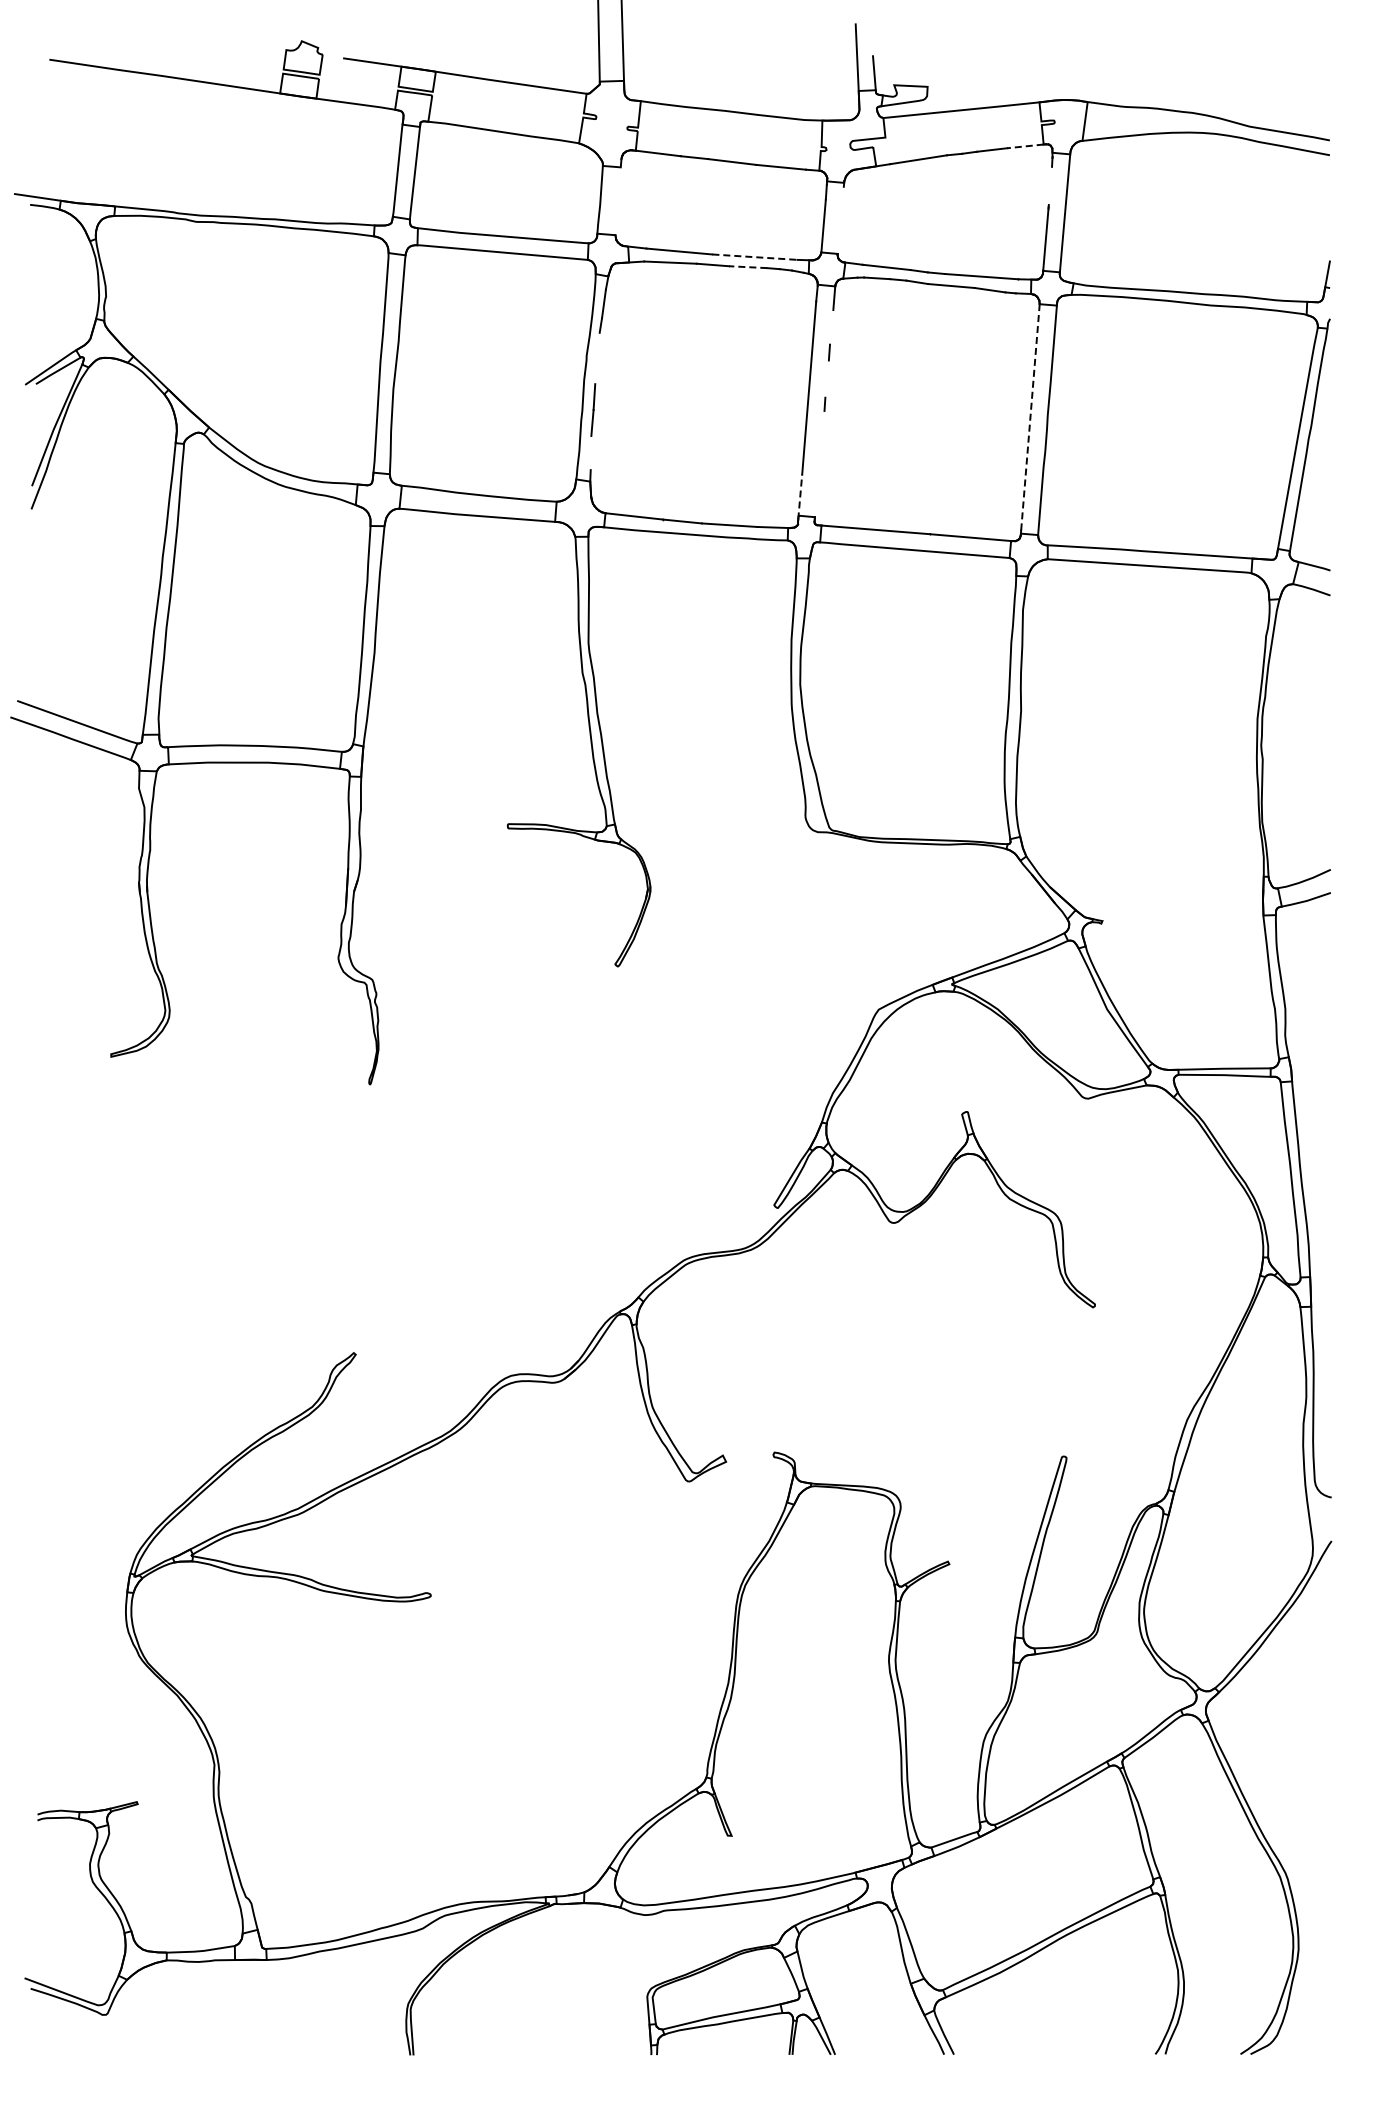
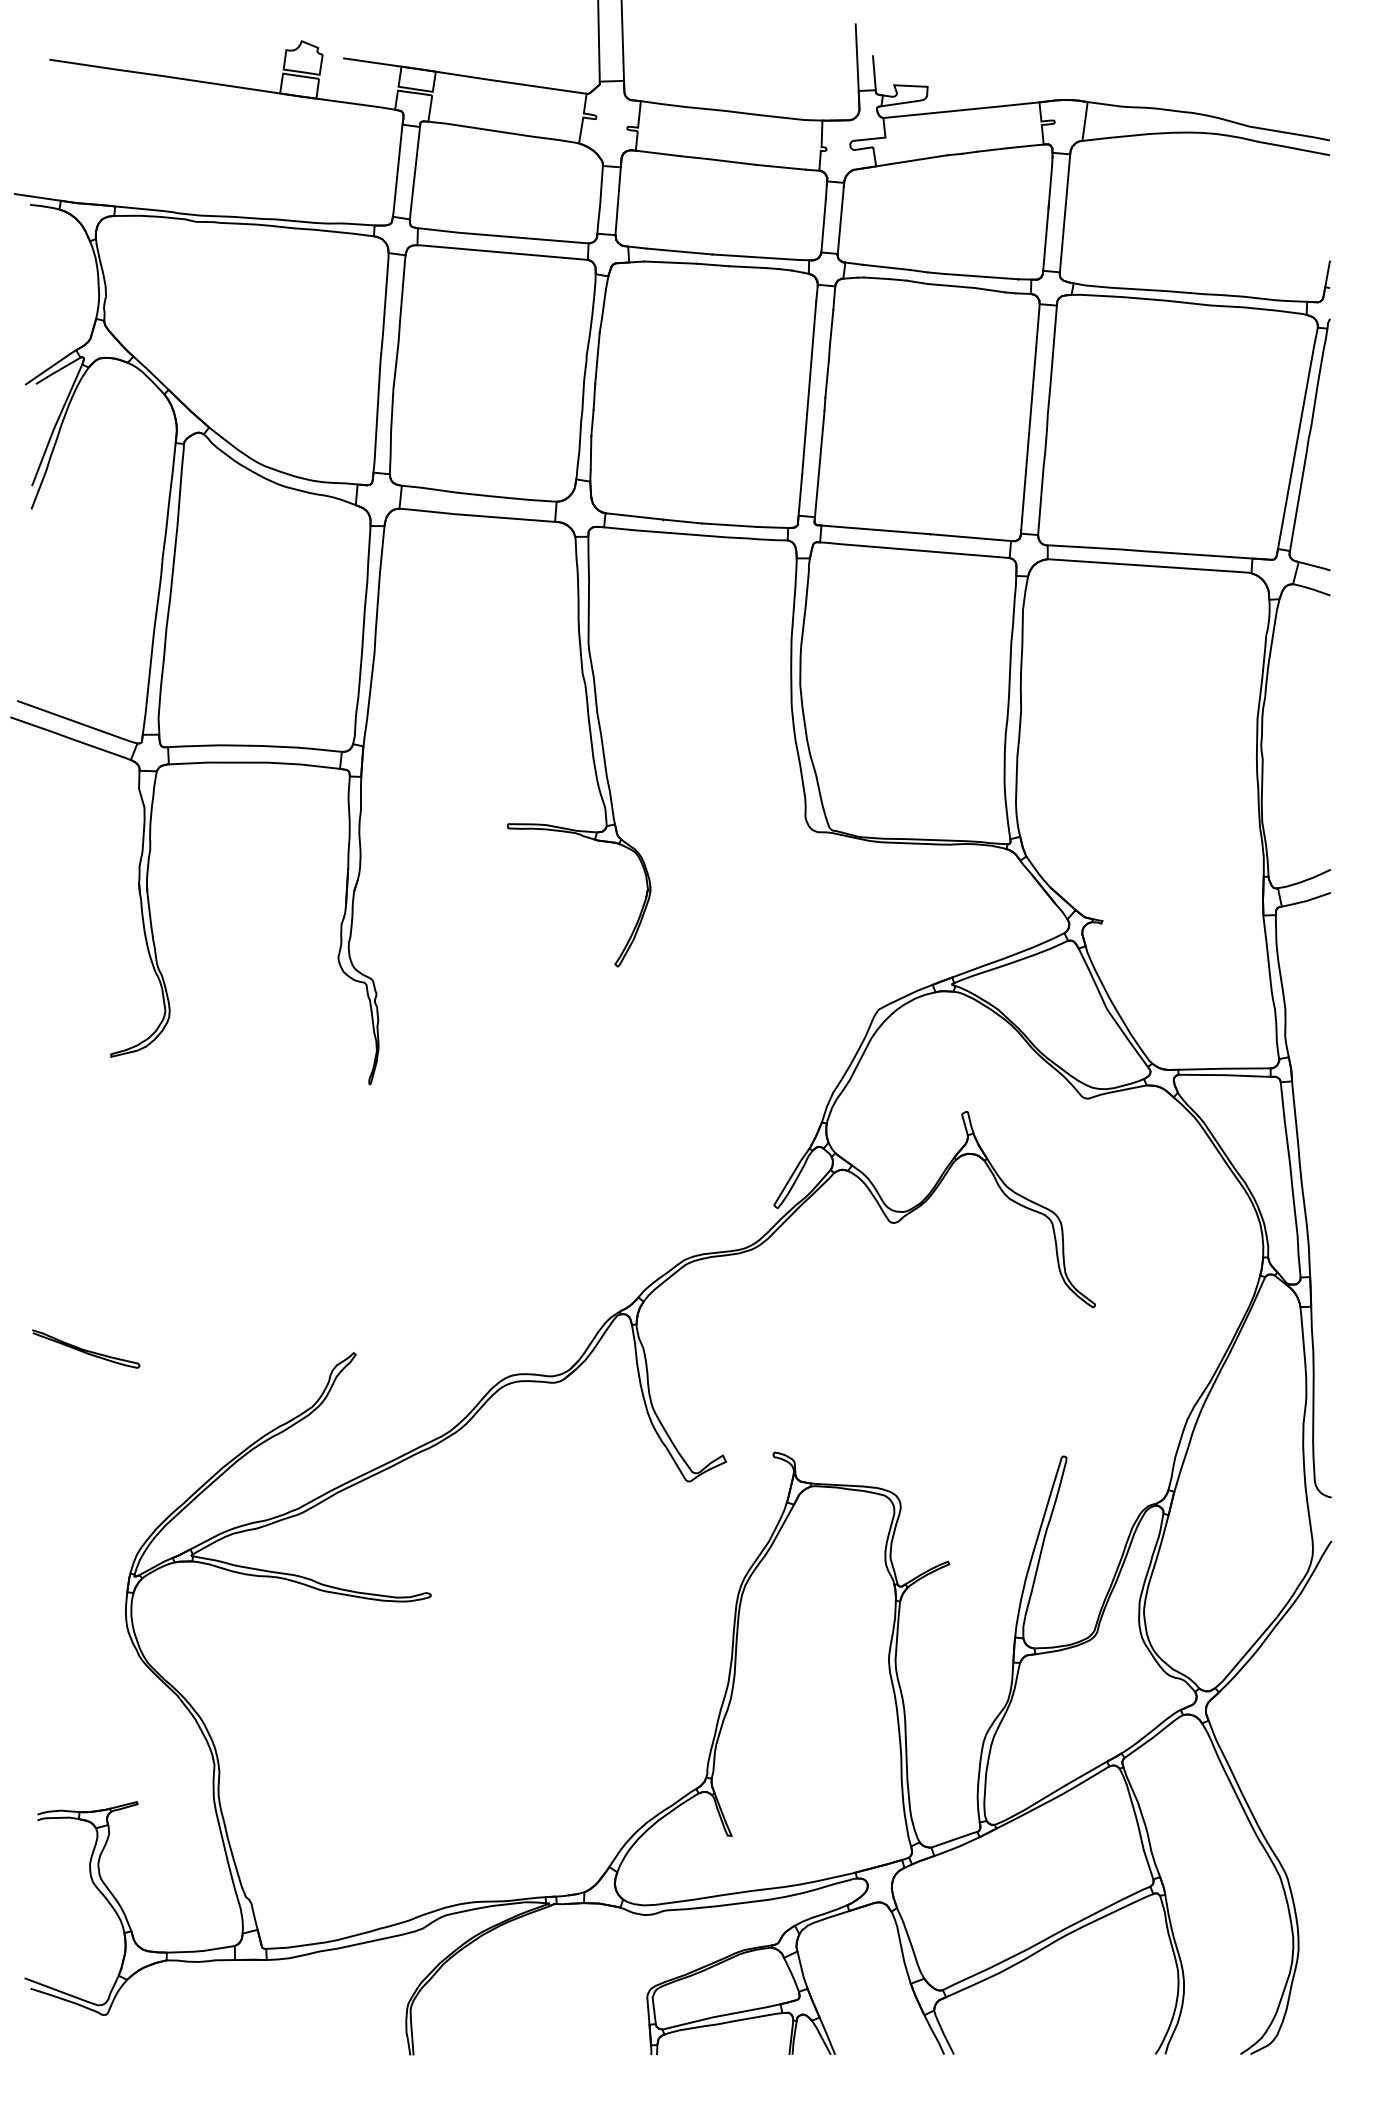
line: dashed -> solid (1024, 146)
line: none -> present (1050, 185)
line: none -> present (618, 197)
line: none -> present (840, 219)
line: dashed -> solid (754, 257)
line: dashed -> solid (747, 267)
line: none -> present (831, 327)
line: none -> present (597, 358)
line: none -> present (826, 378)
line: dashed -> solid (1030, 416)
line: none -> present (590, 453)
line: none -> present (819, 463)
line: dashed -> solid (800, 496)
curve: none -> present (86, 1349)
